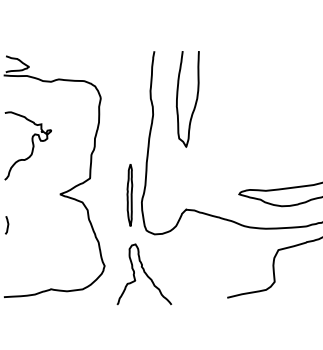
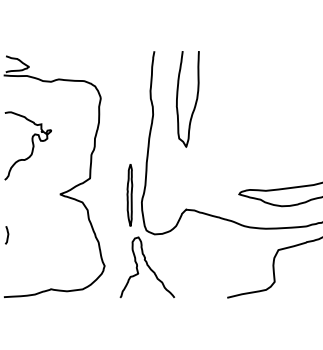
curve position: (7, 225) -> (7, 235) (7, 235)
curve position: (144, 273) -> (147, 266) (147, 266)
